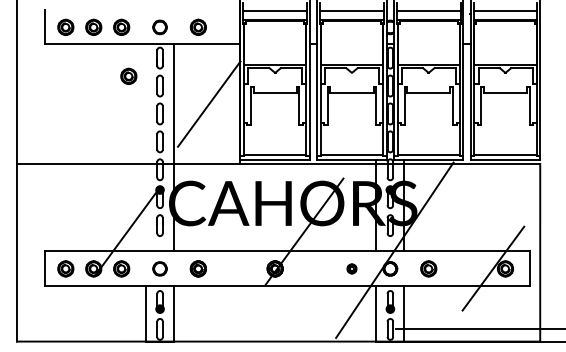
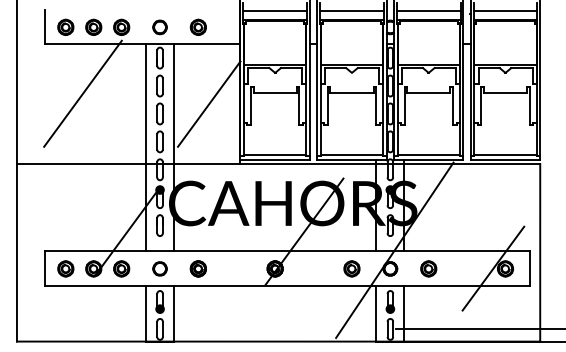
part: present -> none (128, 75)
line: none -> present (82, 93)
line: none -> present (146, 147)
part size: 12x12 px -> 18x18 px (351, 268)
